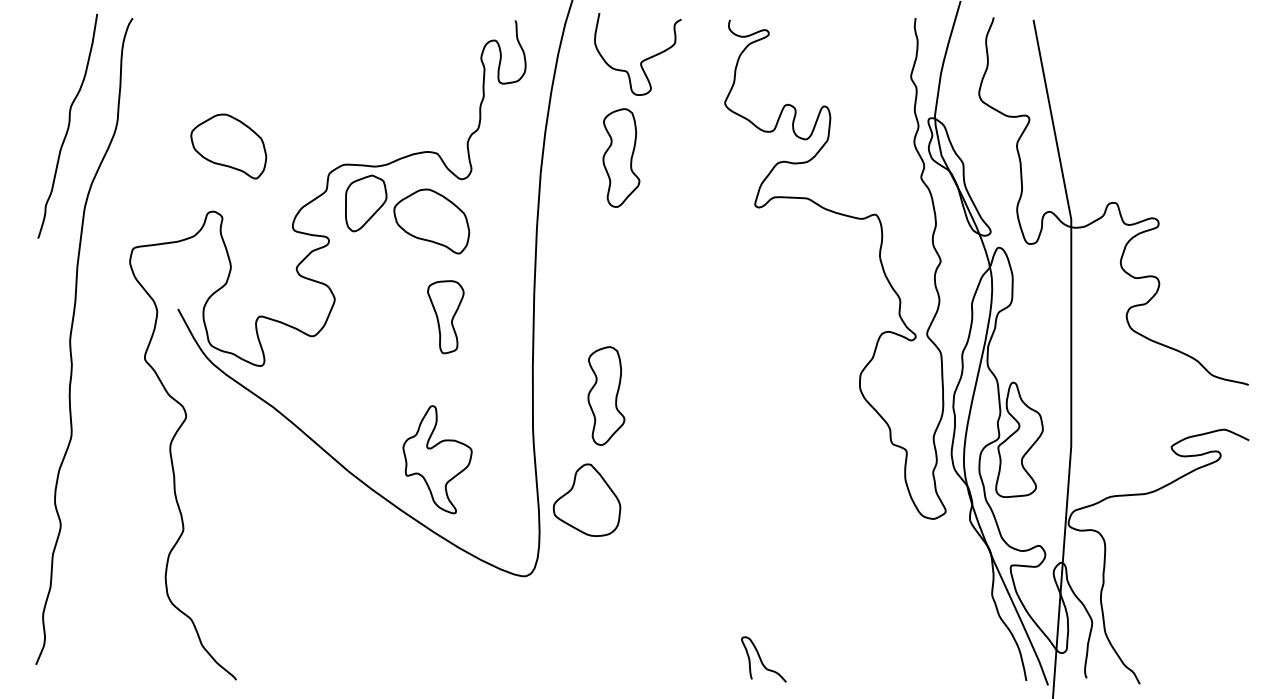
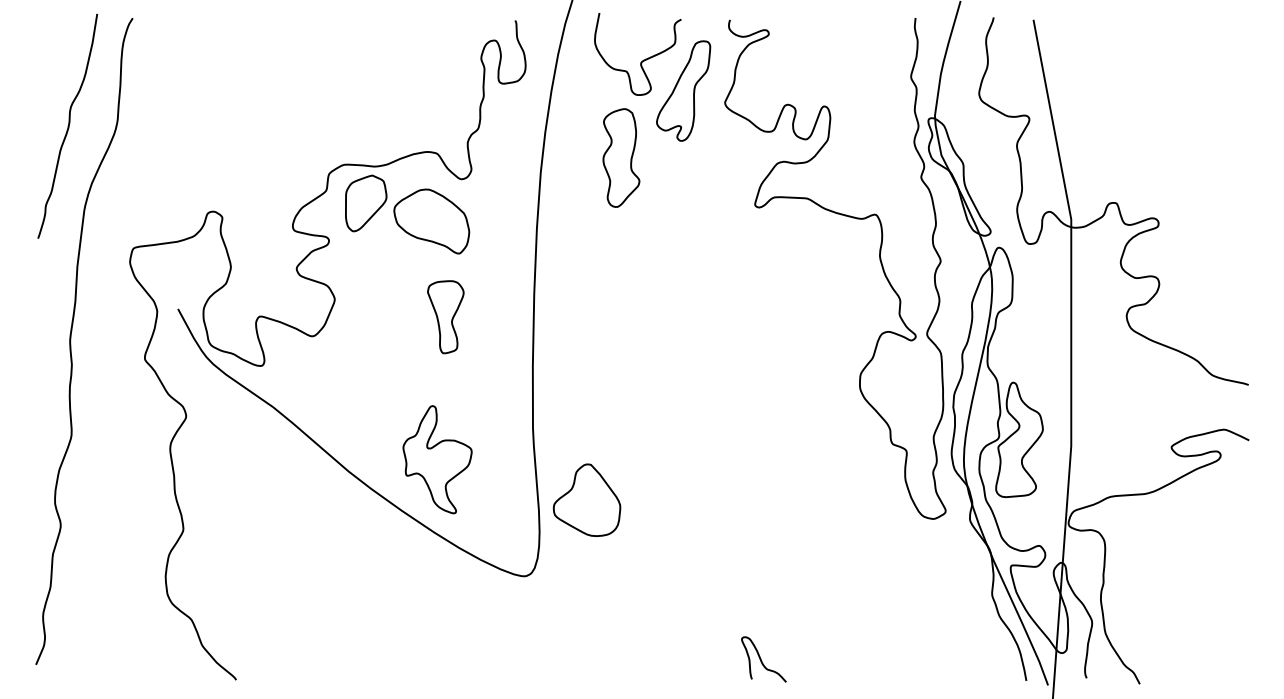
part: none -> present (683, 90)
part: present -> none (228, 146)
part: present -> none (606, 395)
